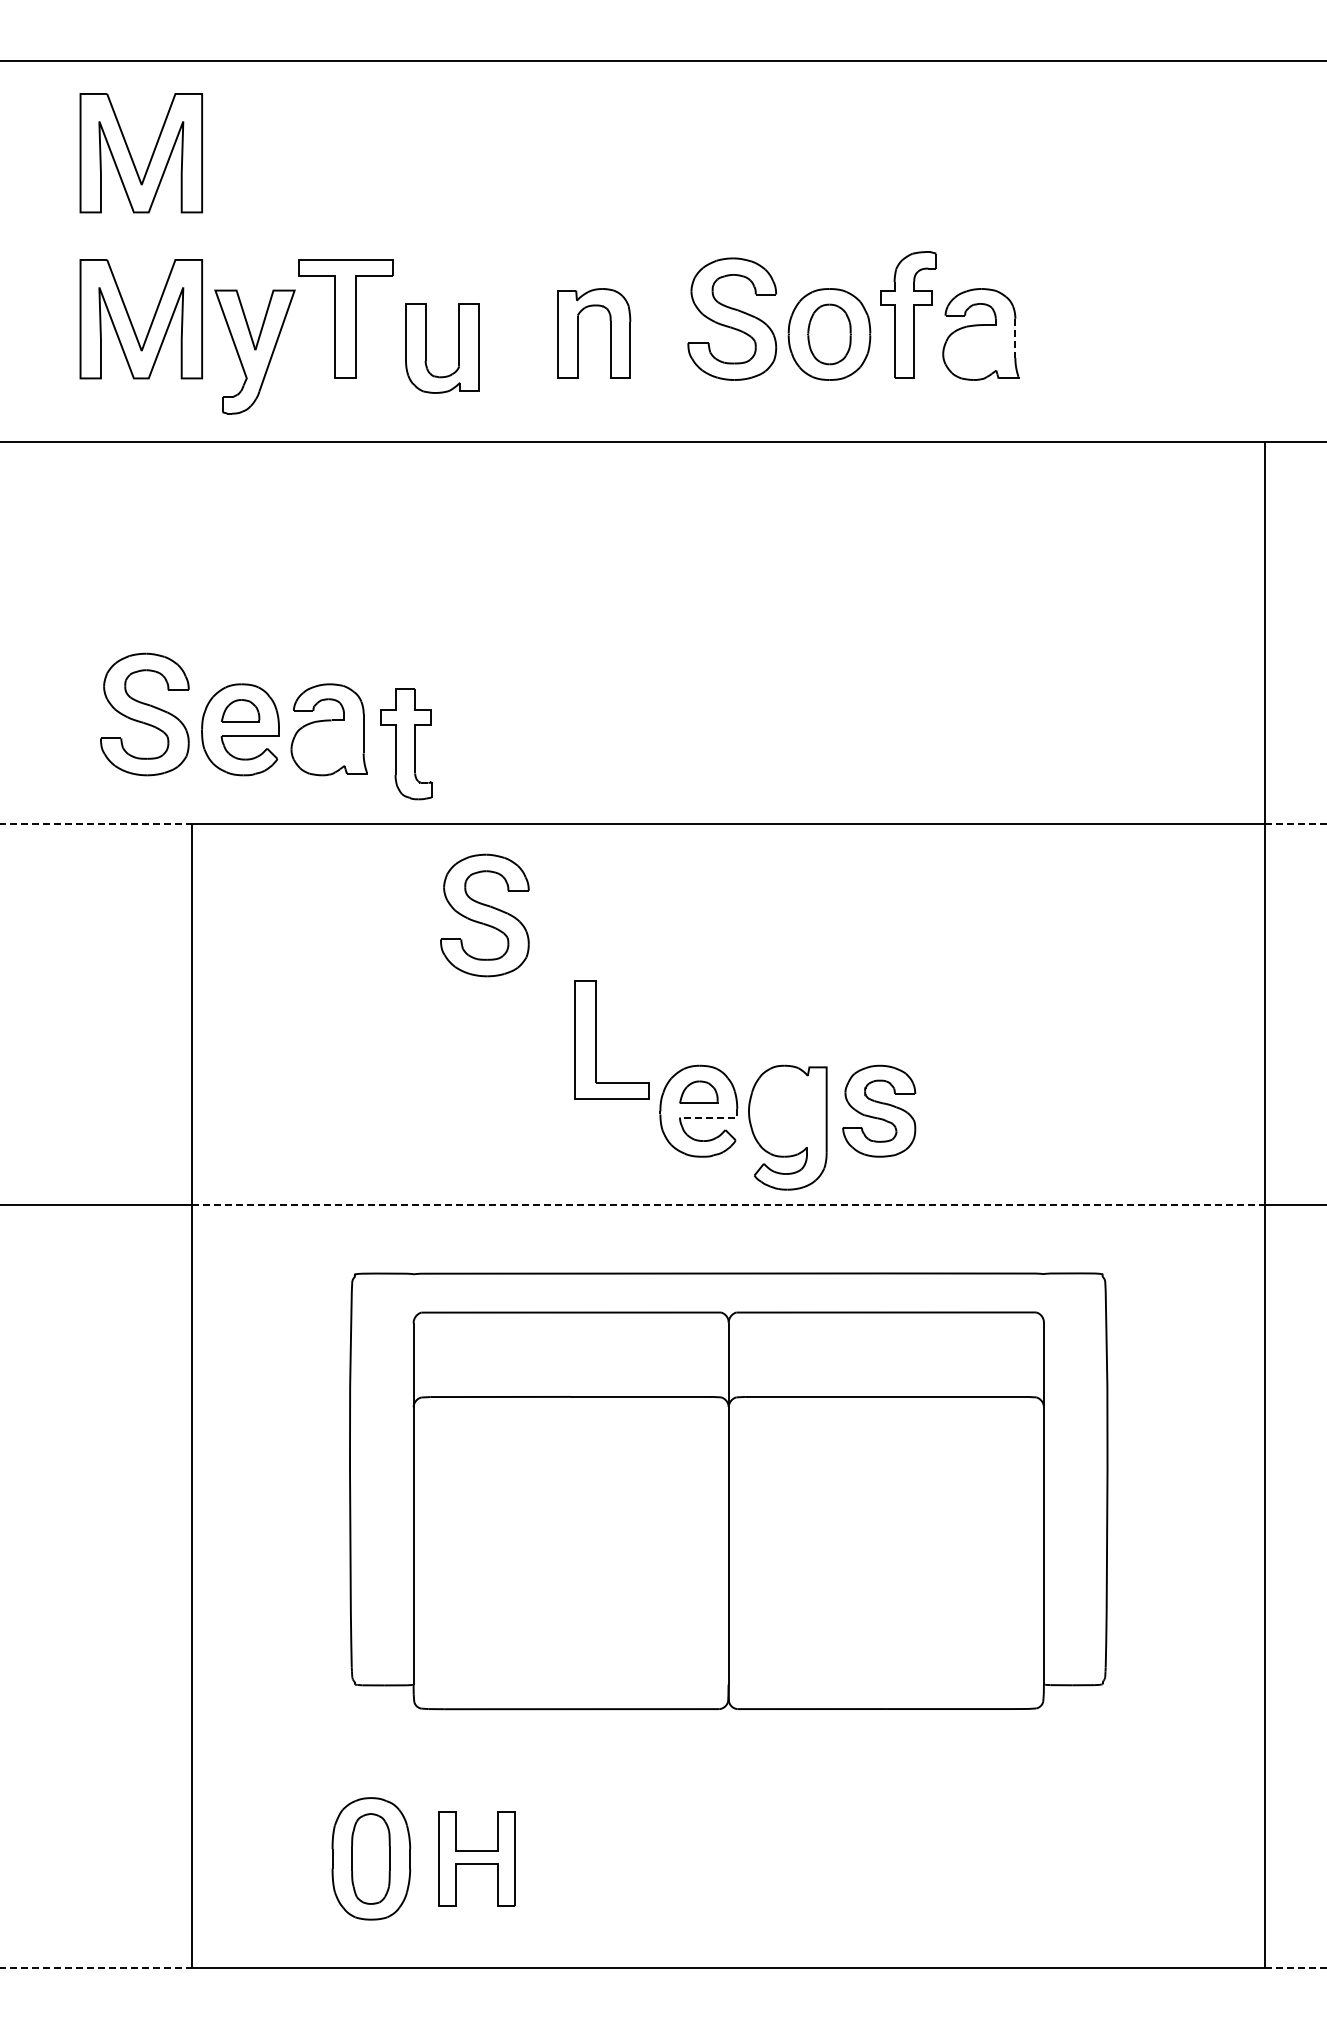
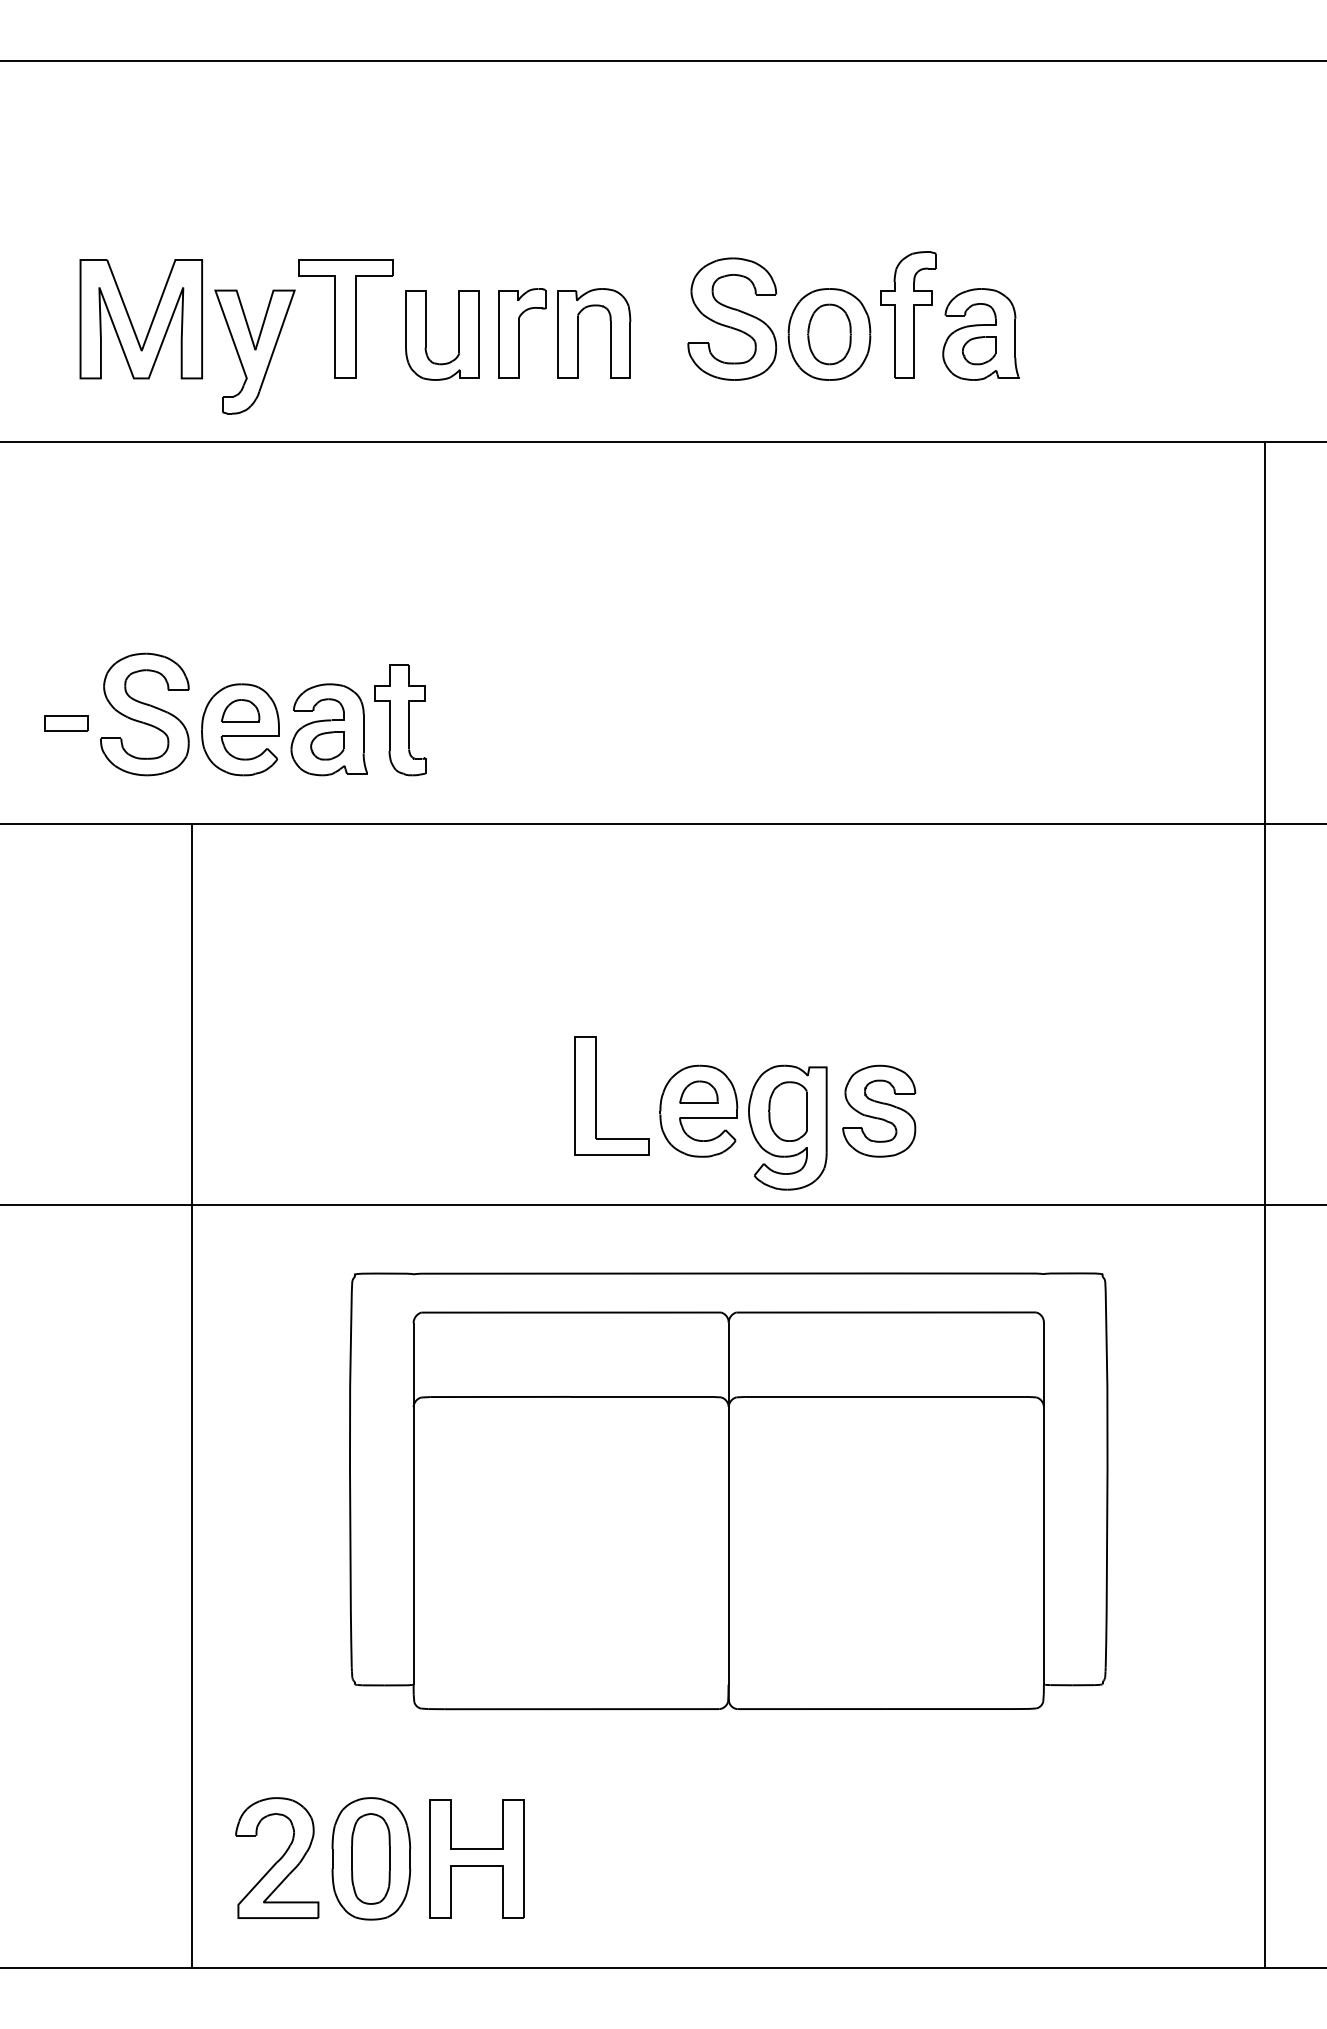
part: present -> none (132, 157)
part: none -> present (522, 333)
line: dashed -> solid (1015, 338)
part position: (426, 348) -> (426, 335) (426, 335)
part: none -> present (979, 350)
part: none -> present (66, 723)
part position: (406, 744) -> (400, 720) (400, 720)
part: none -> present (327, 745)
line: dashed -> solid (96, 823)
line: dashed -> solid (1296, 823)
part: present -> none (484, 915)
part position: (596, 1039) -> (596, 1095) (596, 1095)
part: none -> present (787, 1111)
line: dashed -> solid (713, 1117)
line: dashed -> solid (729, 1205)
part: none -> present (277, 1857)
part size: 78x96 px -> 96x120 px (476, 1858)
line: dashed -> solid (96, 1968)
line: dashed -> solid (1296, 1968)
